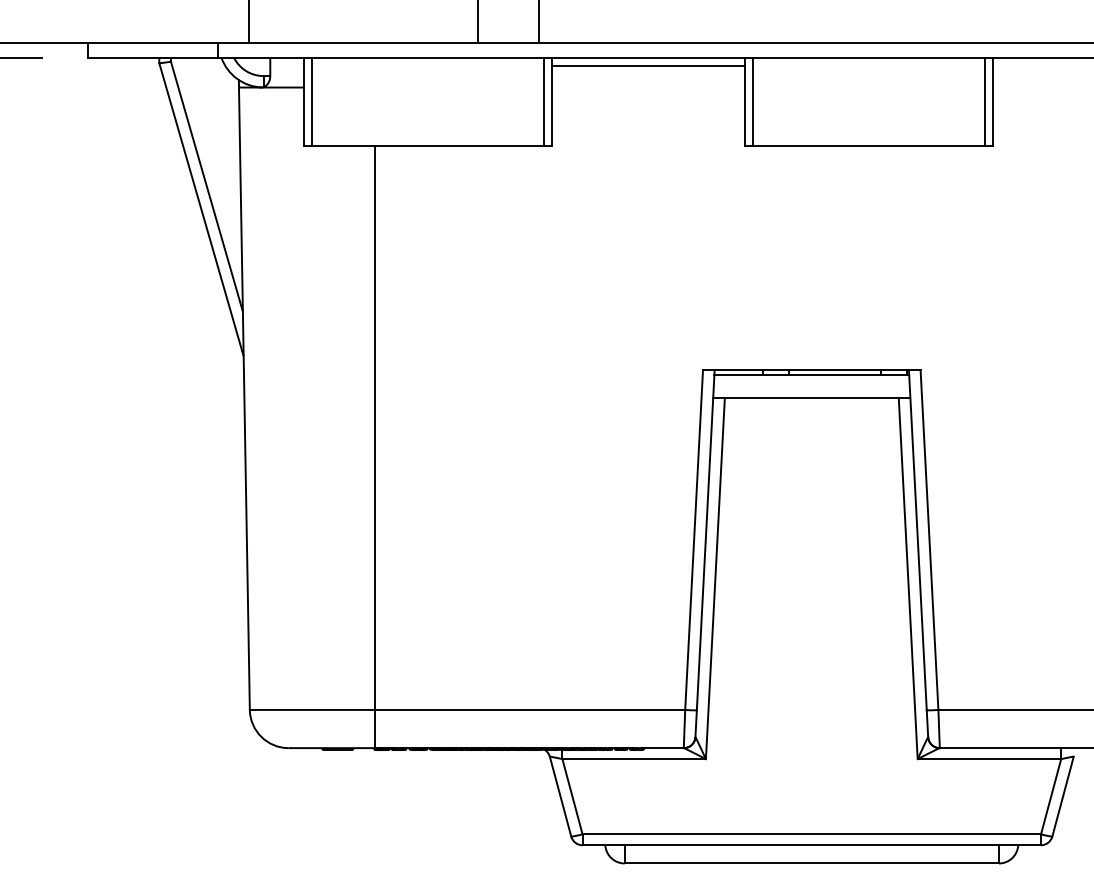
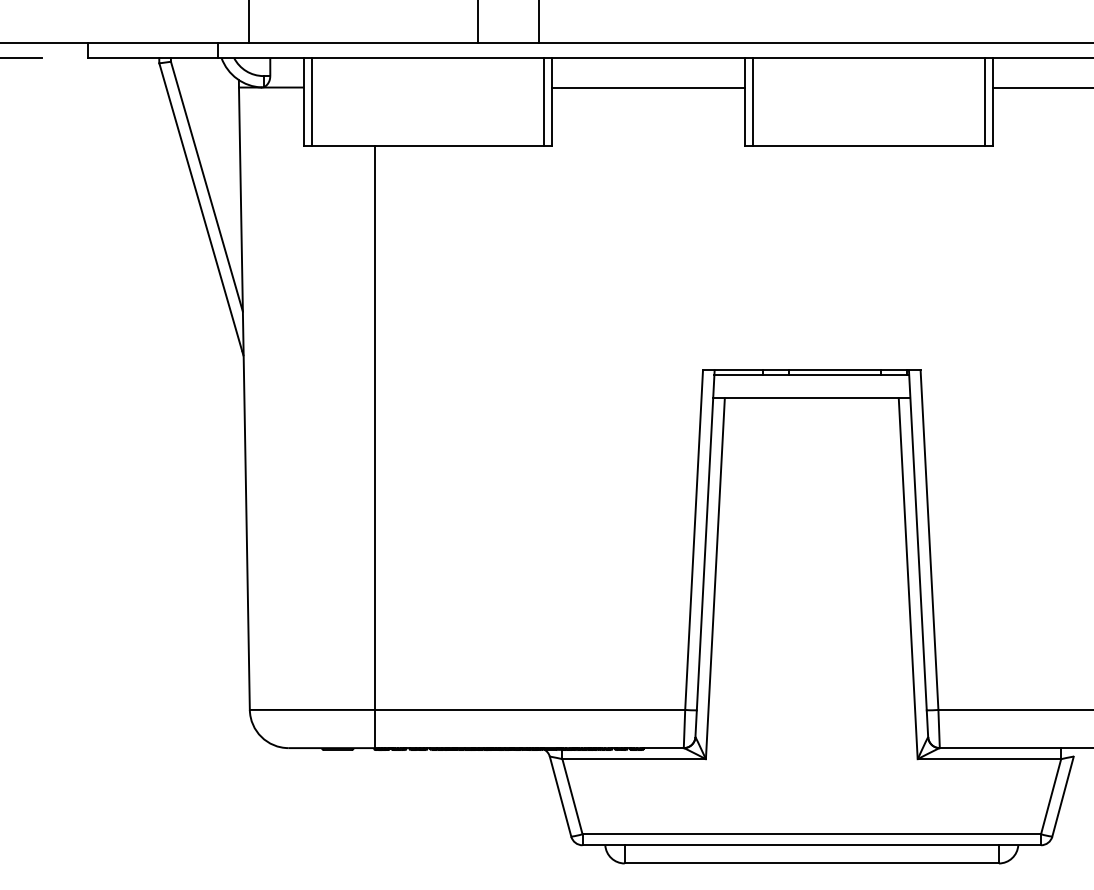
line position: (648, 65) -> (648, 87) (648, 87)
line: none -> present (1041, 87)
